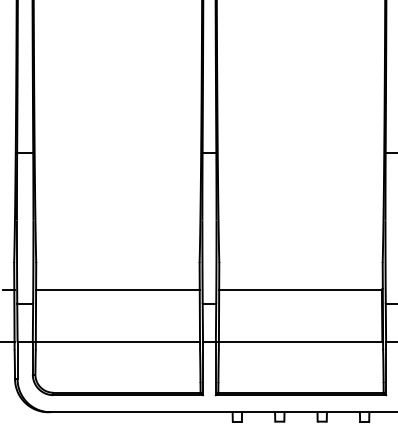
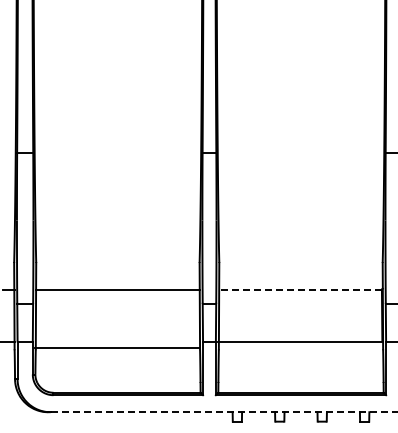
line: solid -> dashed (300, 289)
line position: (117, 341) -> (117, 347) (117, 347)
line: solid -> dashed (224, 412)
